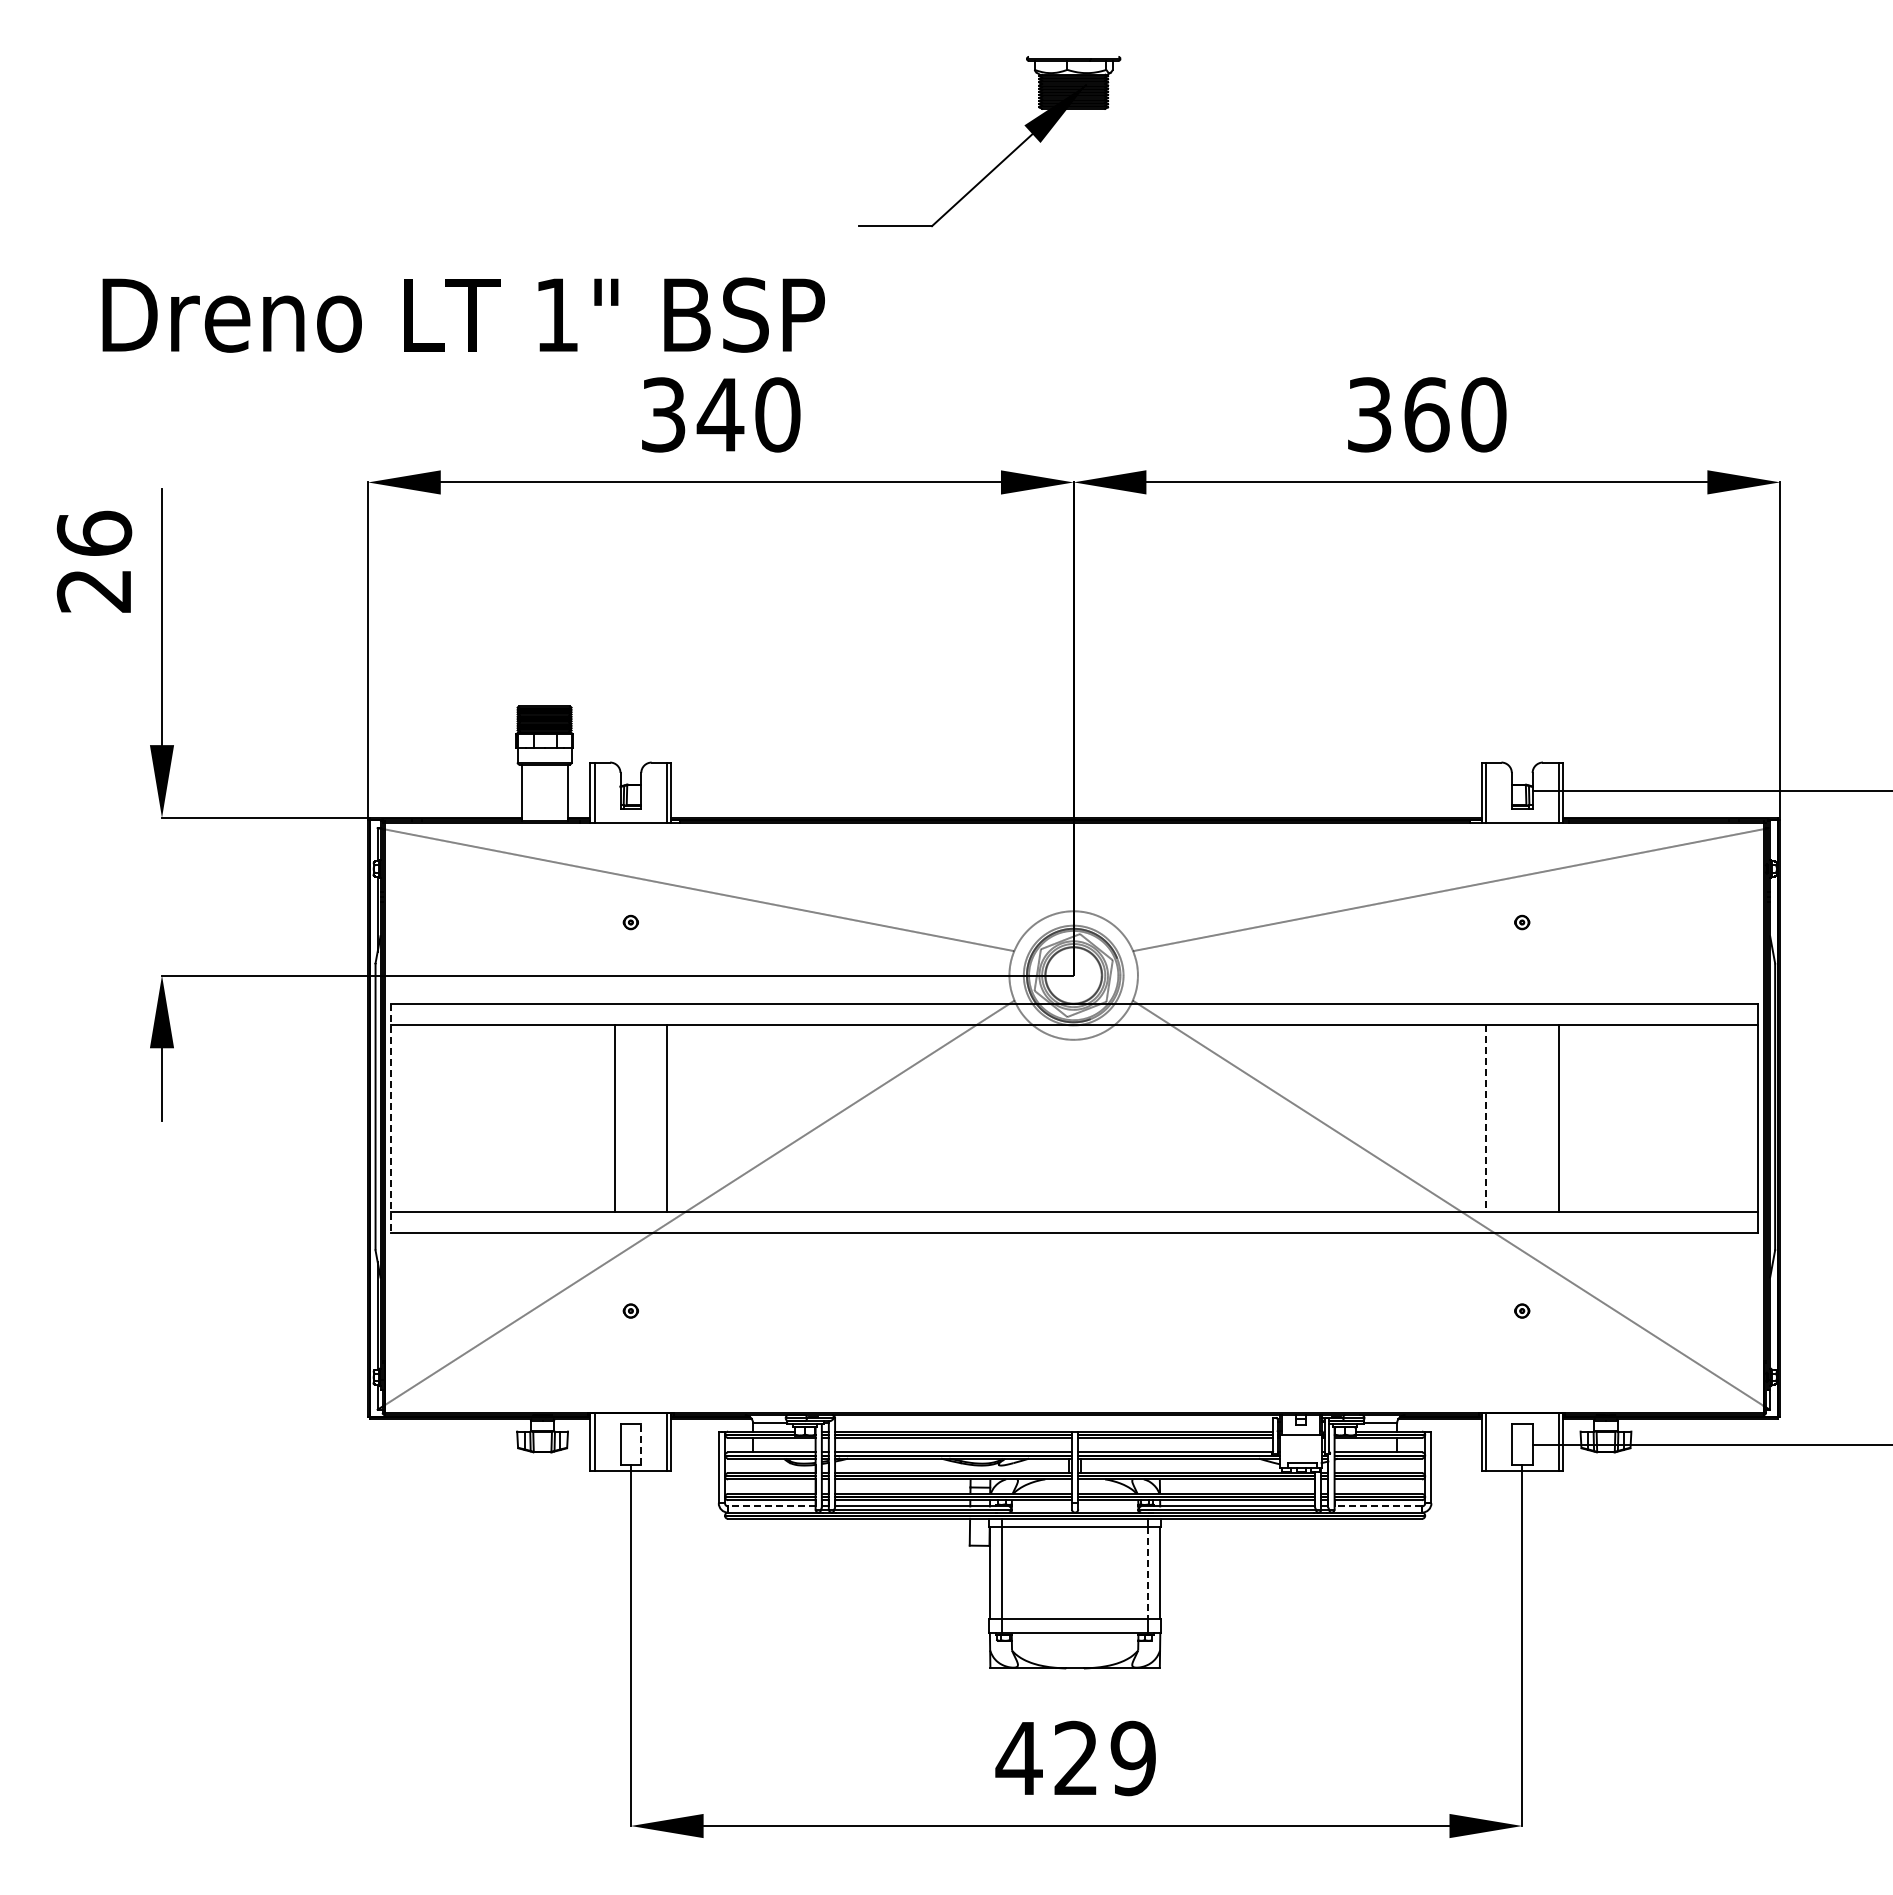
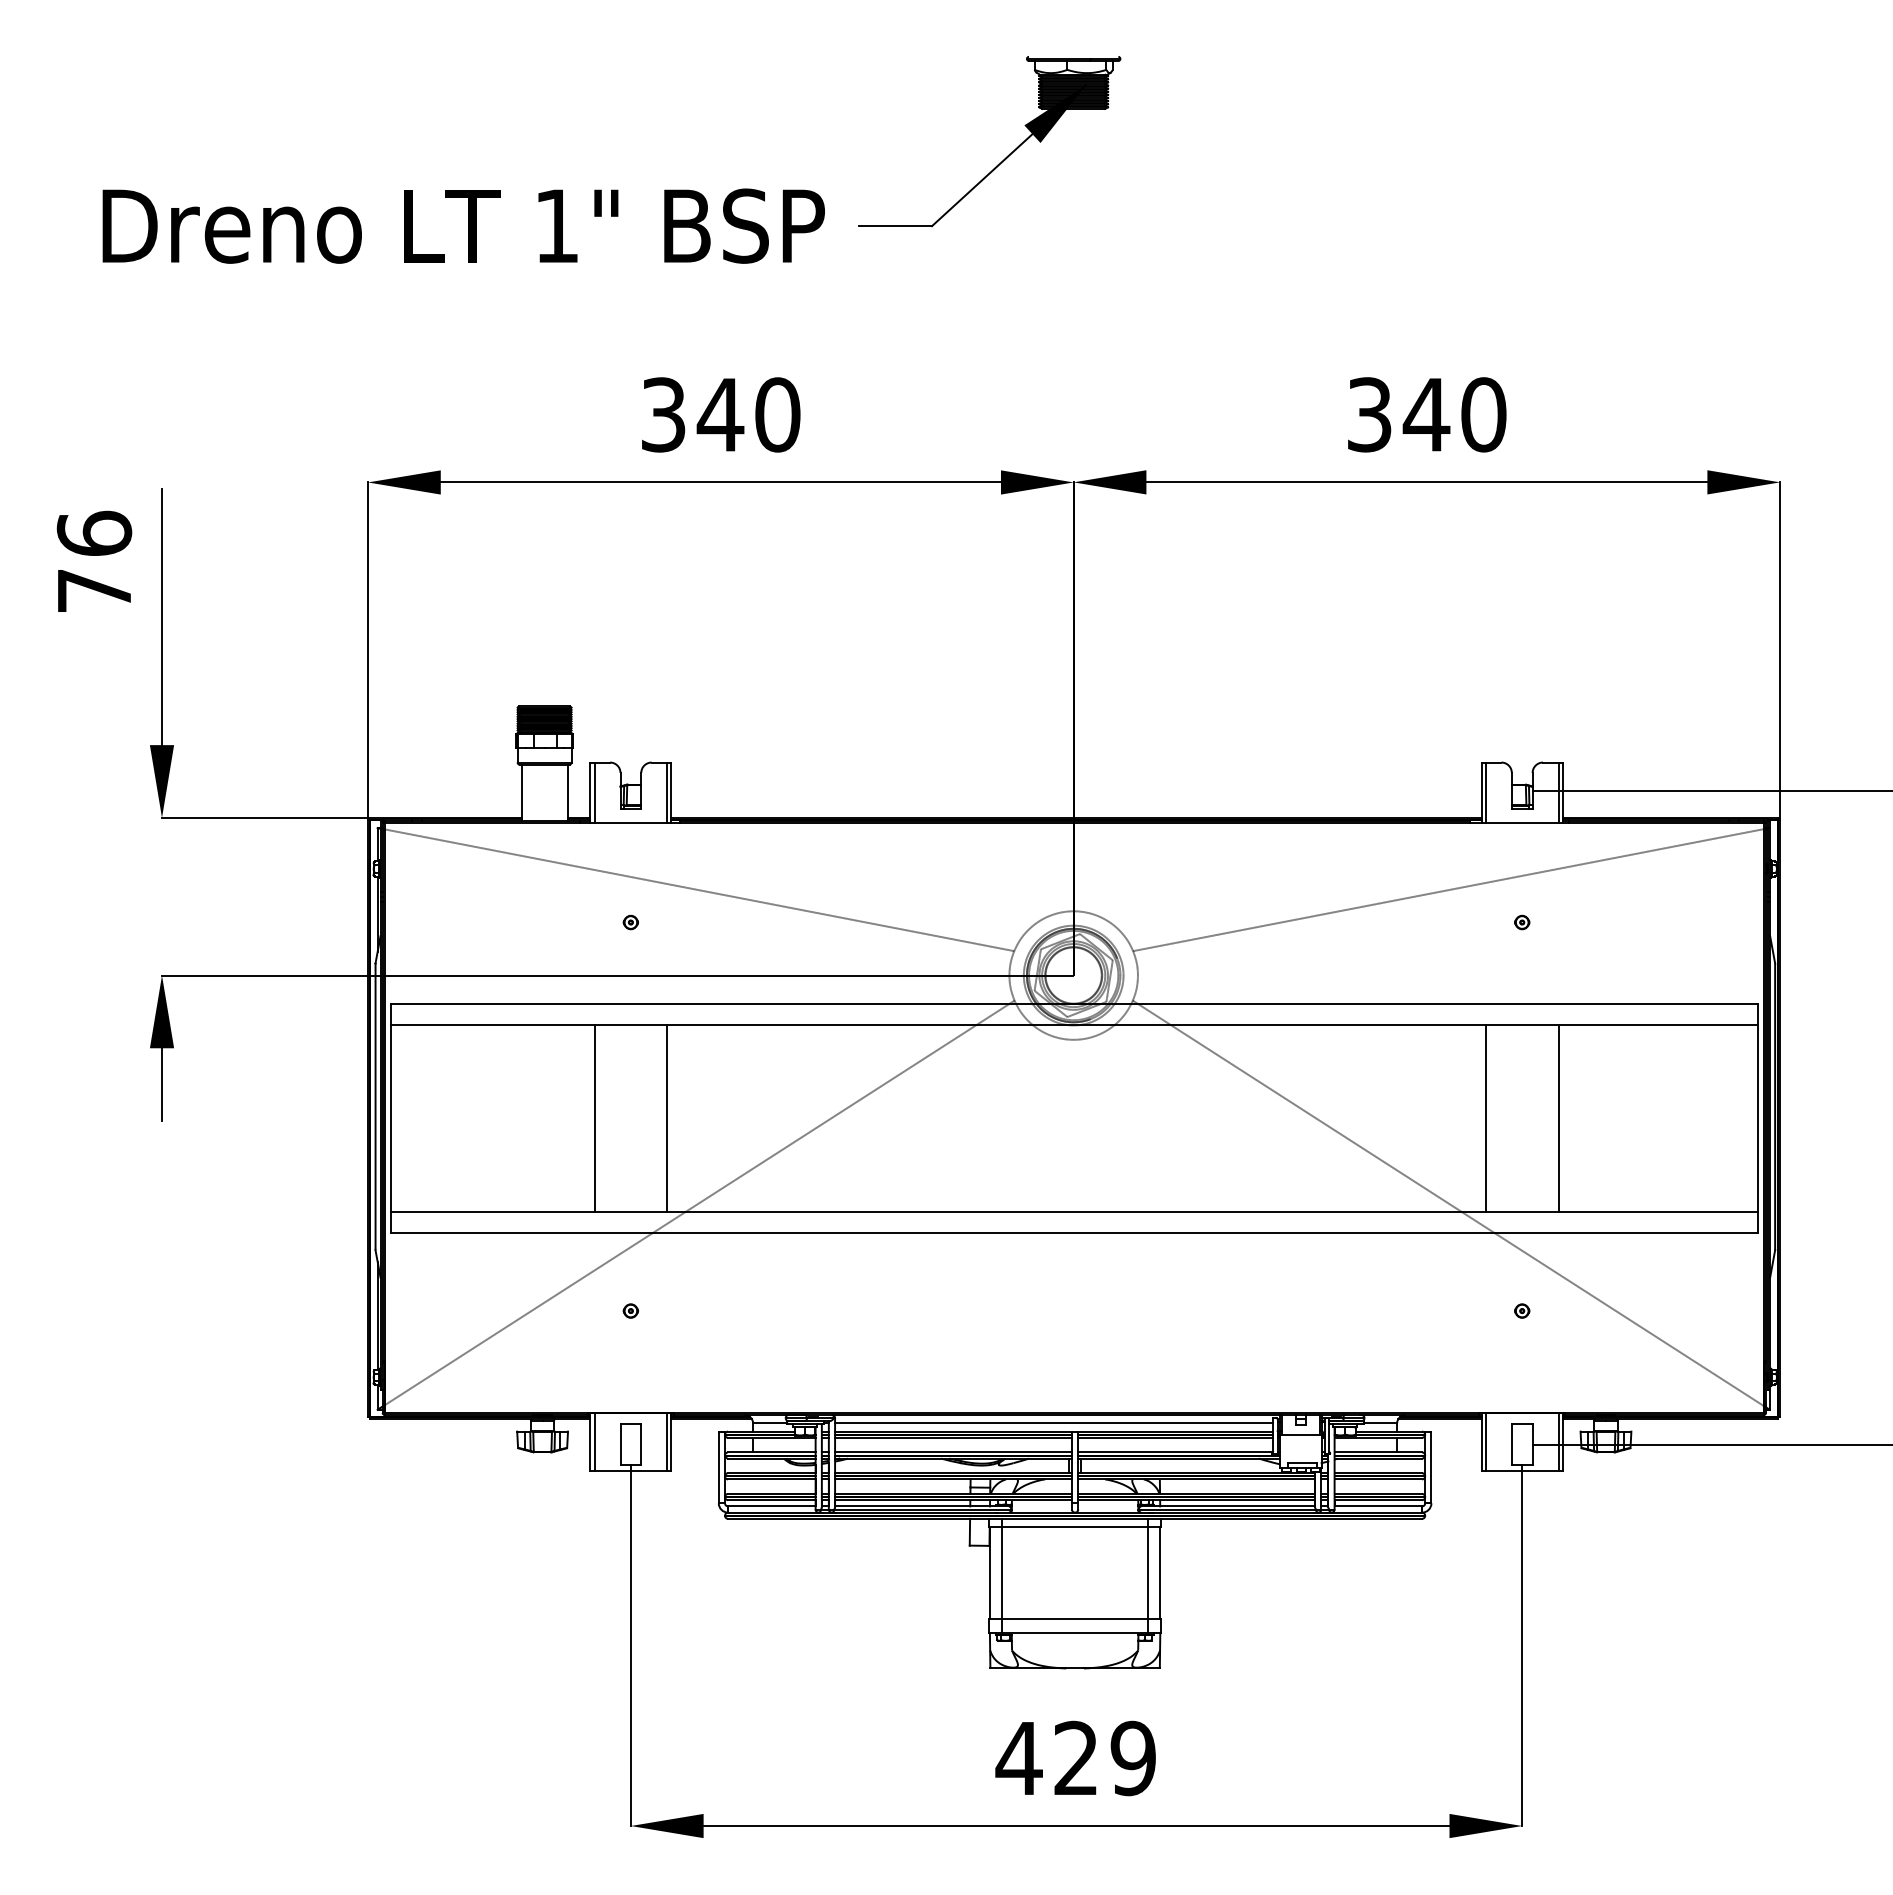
text position: (463, 314) -> (463, 225) (463, 225)
text: 360 -> 340 (1426, 414)
text: 26 -> 76 (93, 591)
line position: (614, 1117) -> (594, 1117) (594, 1117)
line: dashed -> solid (390, 1118)
line: dashed -> solid (1485, 1118)
line: none -> present (1054, 1423)
line: dashed -> solid (641, 1444)
line: dashed -> solid (771, 1506)
line: dashed -> solid (1378, 1506)
line: dashed -> solid (1147, 1572)
